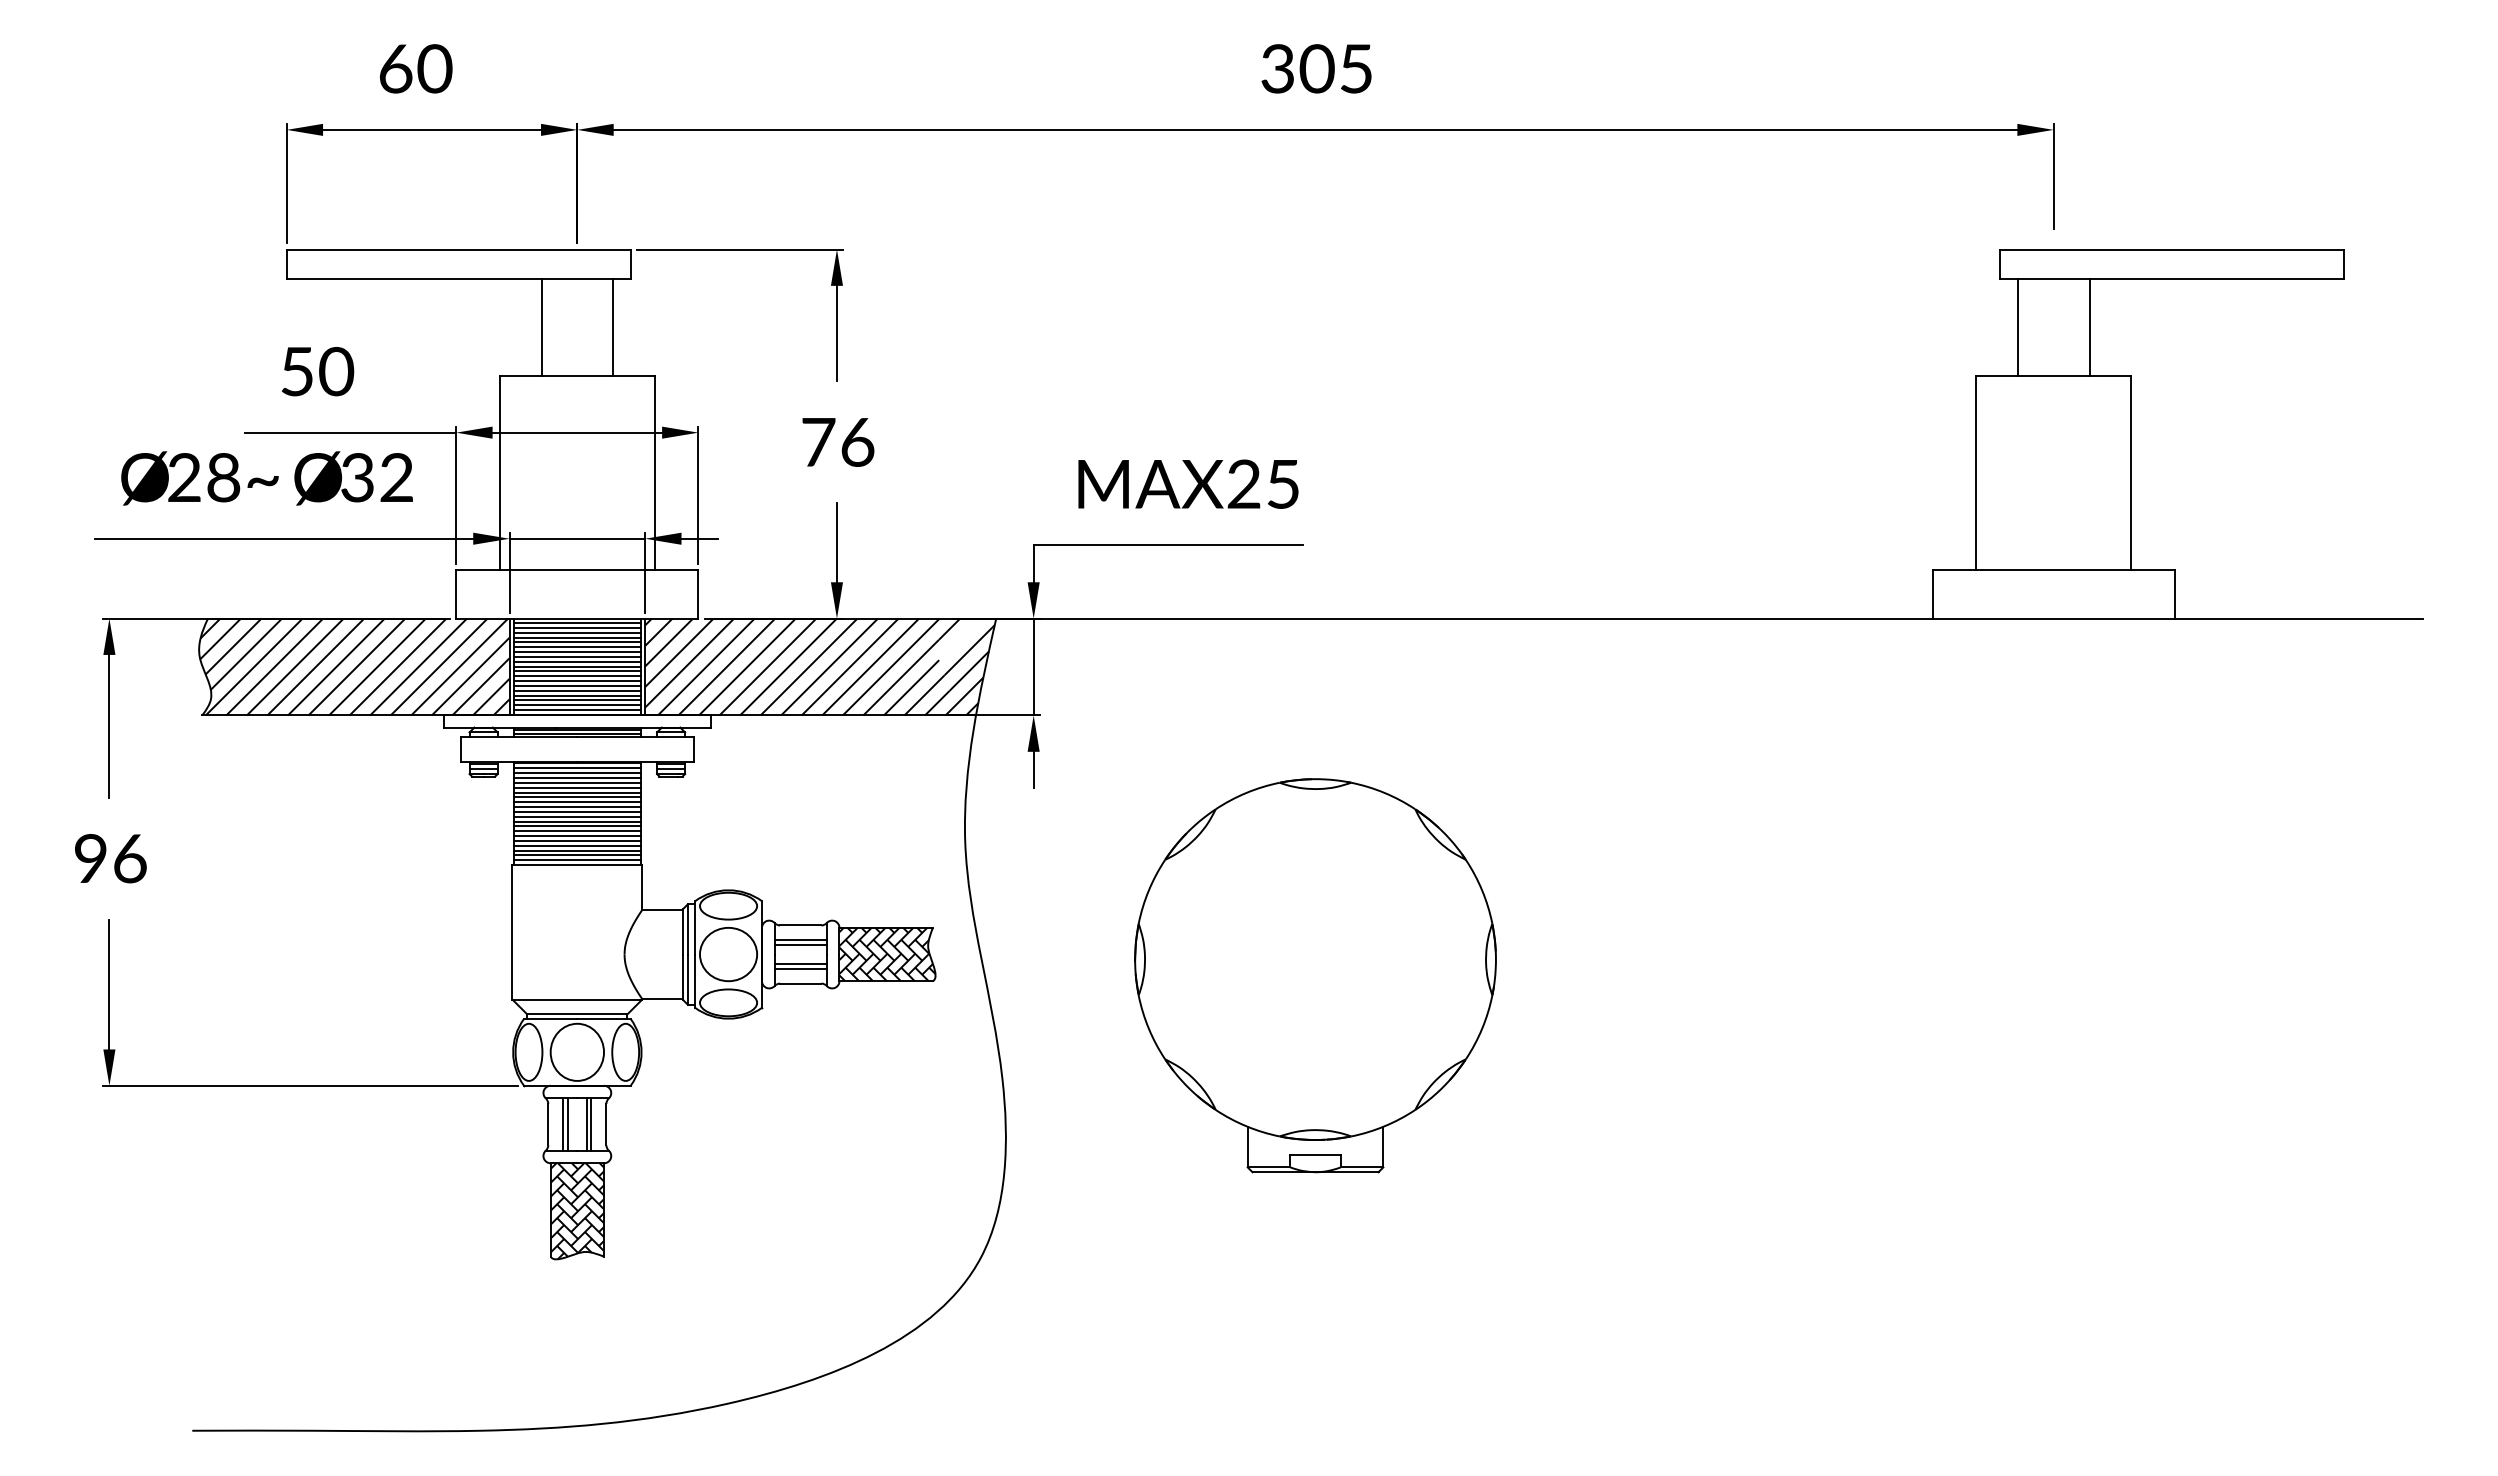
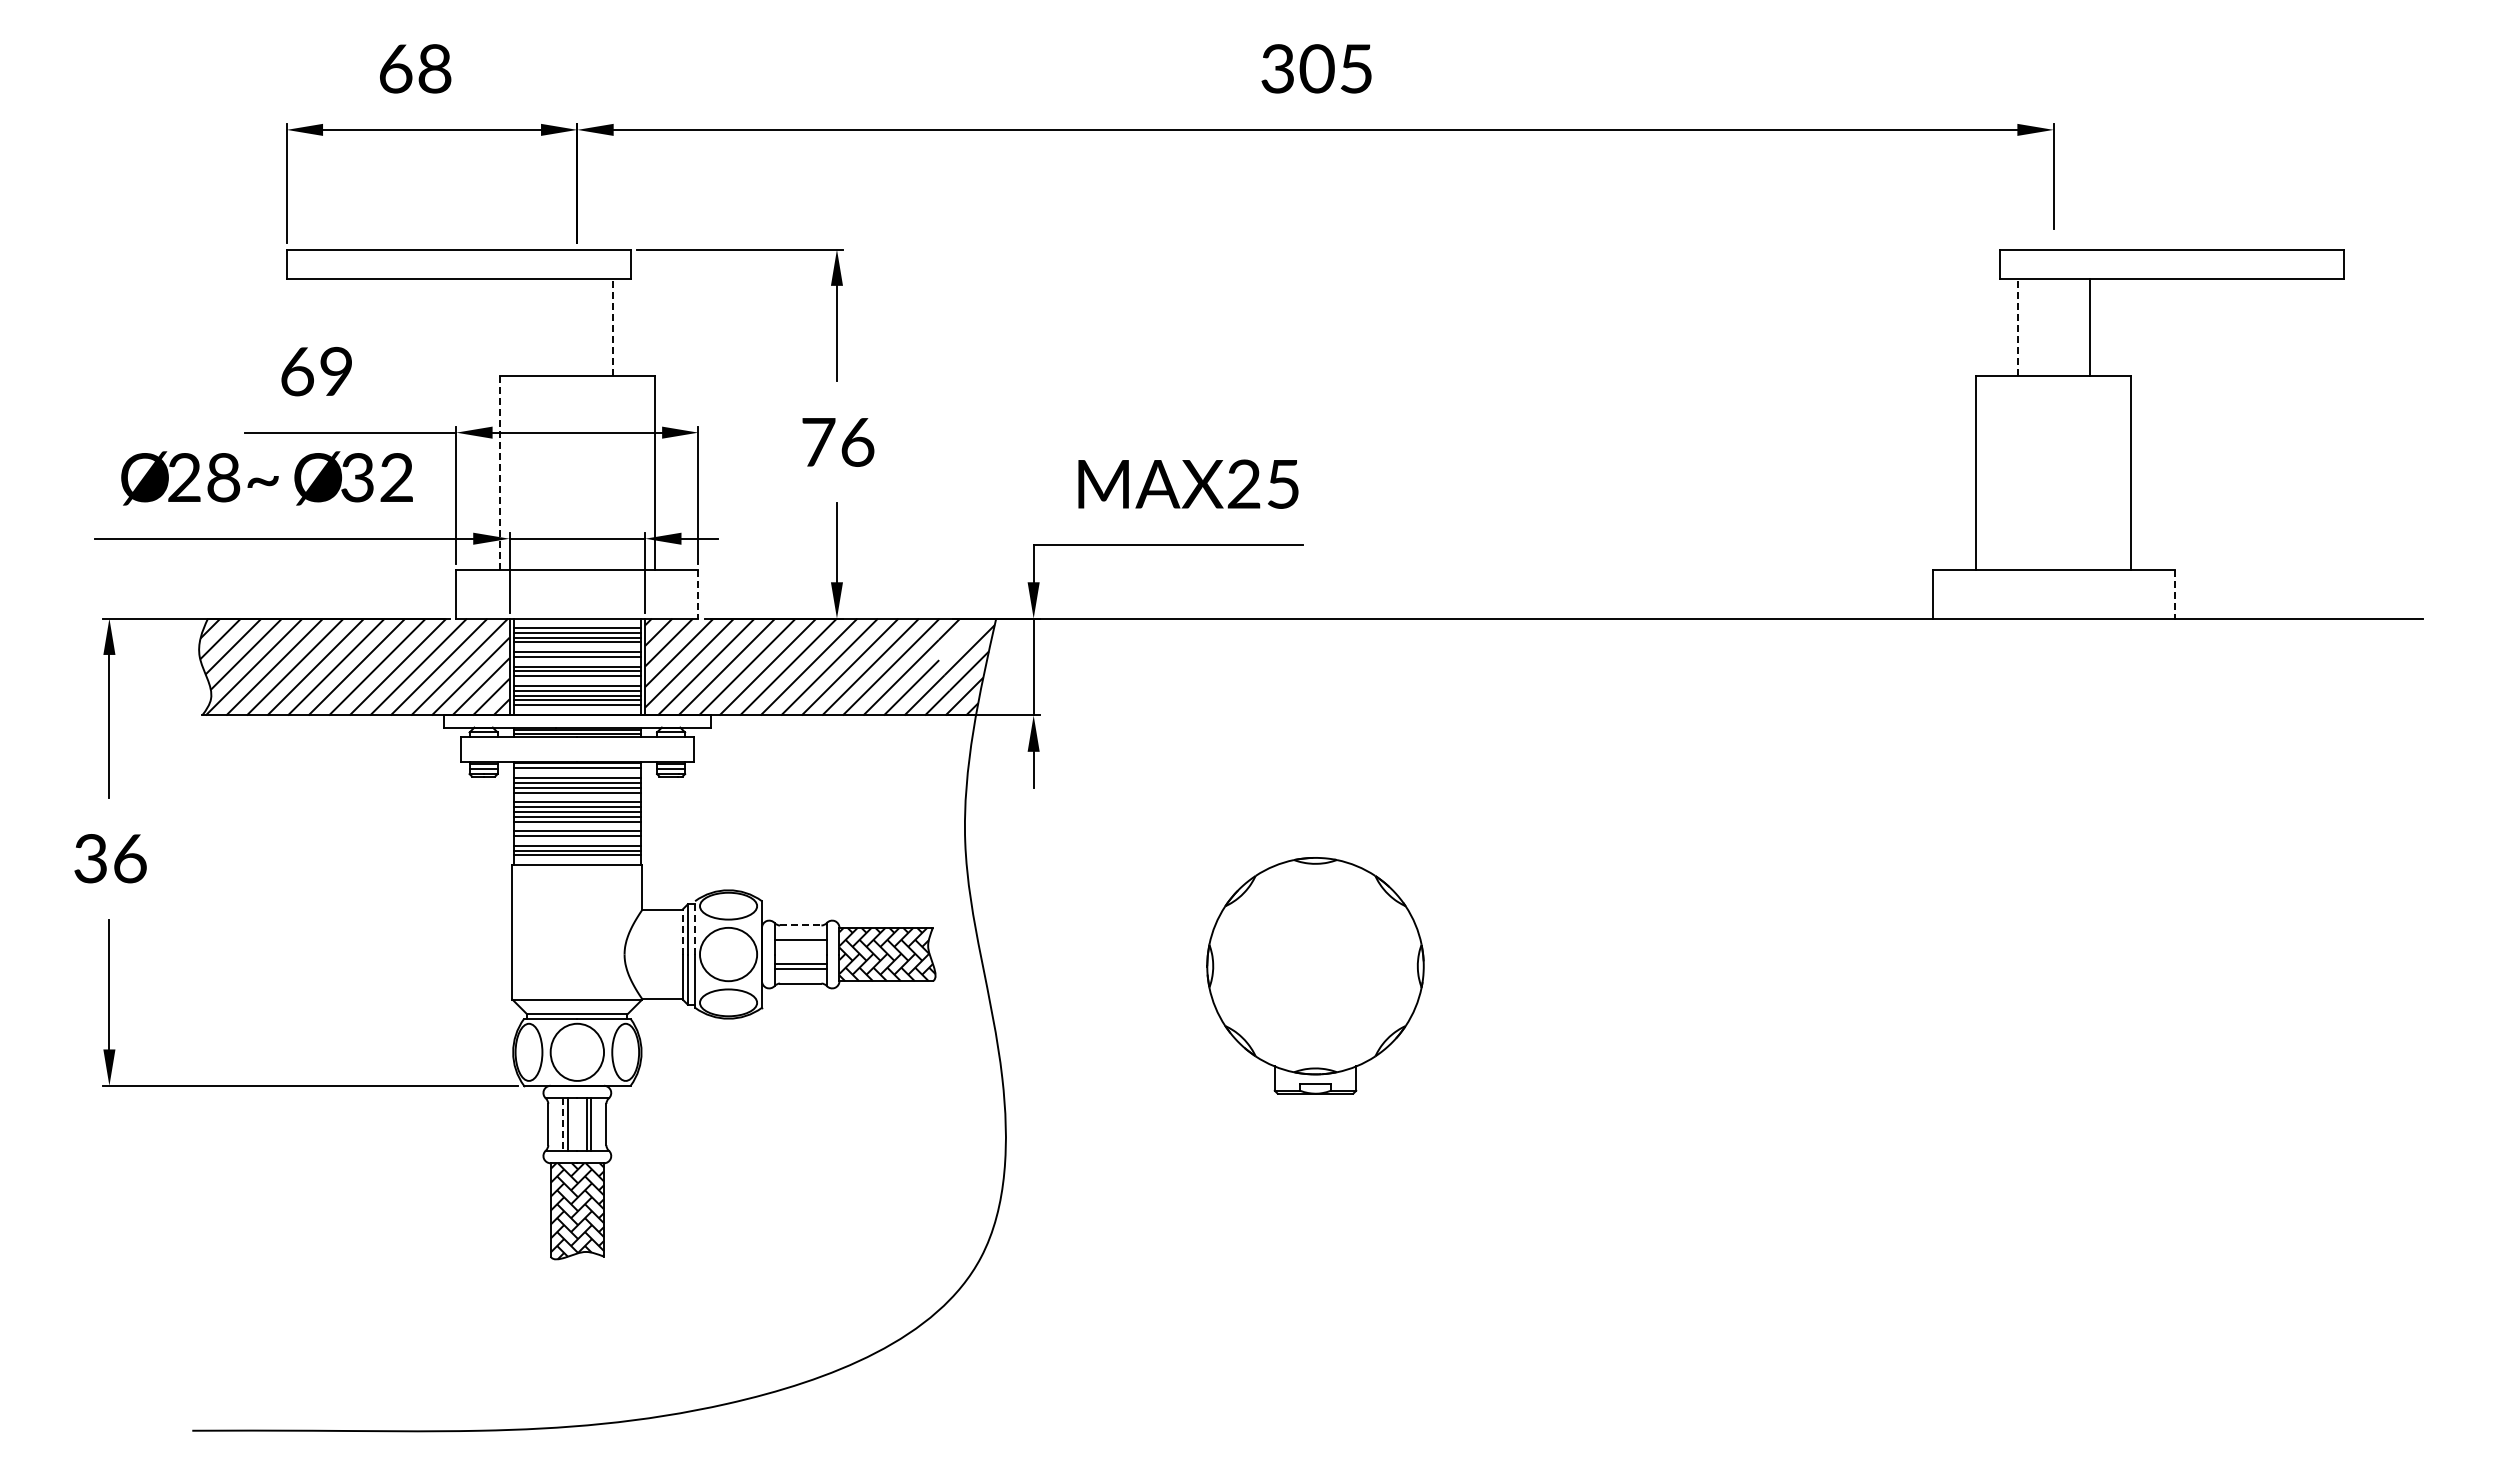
text: 60 -> 68 (434, 68)
line: present -> none (541, 327)
line: solid -> dashed (613, 327)
line: solid -> dashed (2017, 327)
text: 50 -> 69 (317, 371)
line: solid -> dashed (499, 473)
line: solid -> dashed (698, 594)
line: solid -> dashed (2174, 594)
line: present -> none (577, 622)
line: present -> none (577, 647)
line: present -> none (577, 661)
line: present -> none (577, 681)
line: present -> none (577, 710)
line: present -> none (577, 773)
line: present -> none (577, 797)
line: present -> none (577, 826)
line: present -> none (577, 840)
text: 96 -> 36 (90, 858)
line: present -> none (577, 860)
line: solid -> dashed (800, 925)
line: solid -> dashed (695, 927)
line: solid -> dashed (682, 931)
line: present -> none (800, 945)
part size: 363x396 px -> 219x238 px (1315, 975)
line: solid -> dashed (563, 1125)
